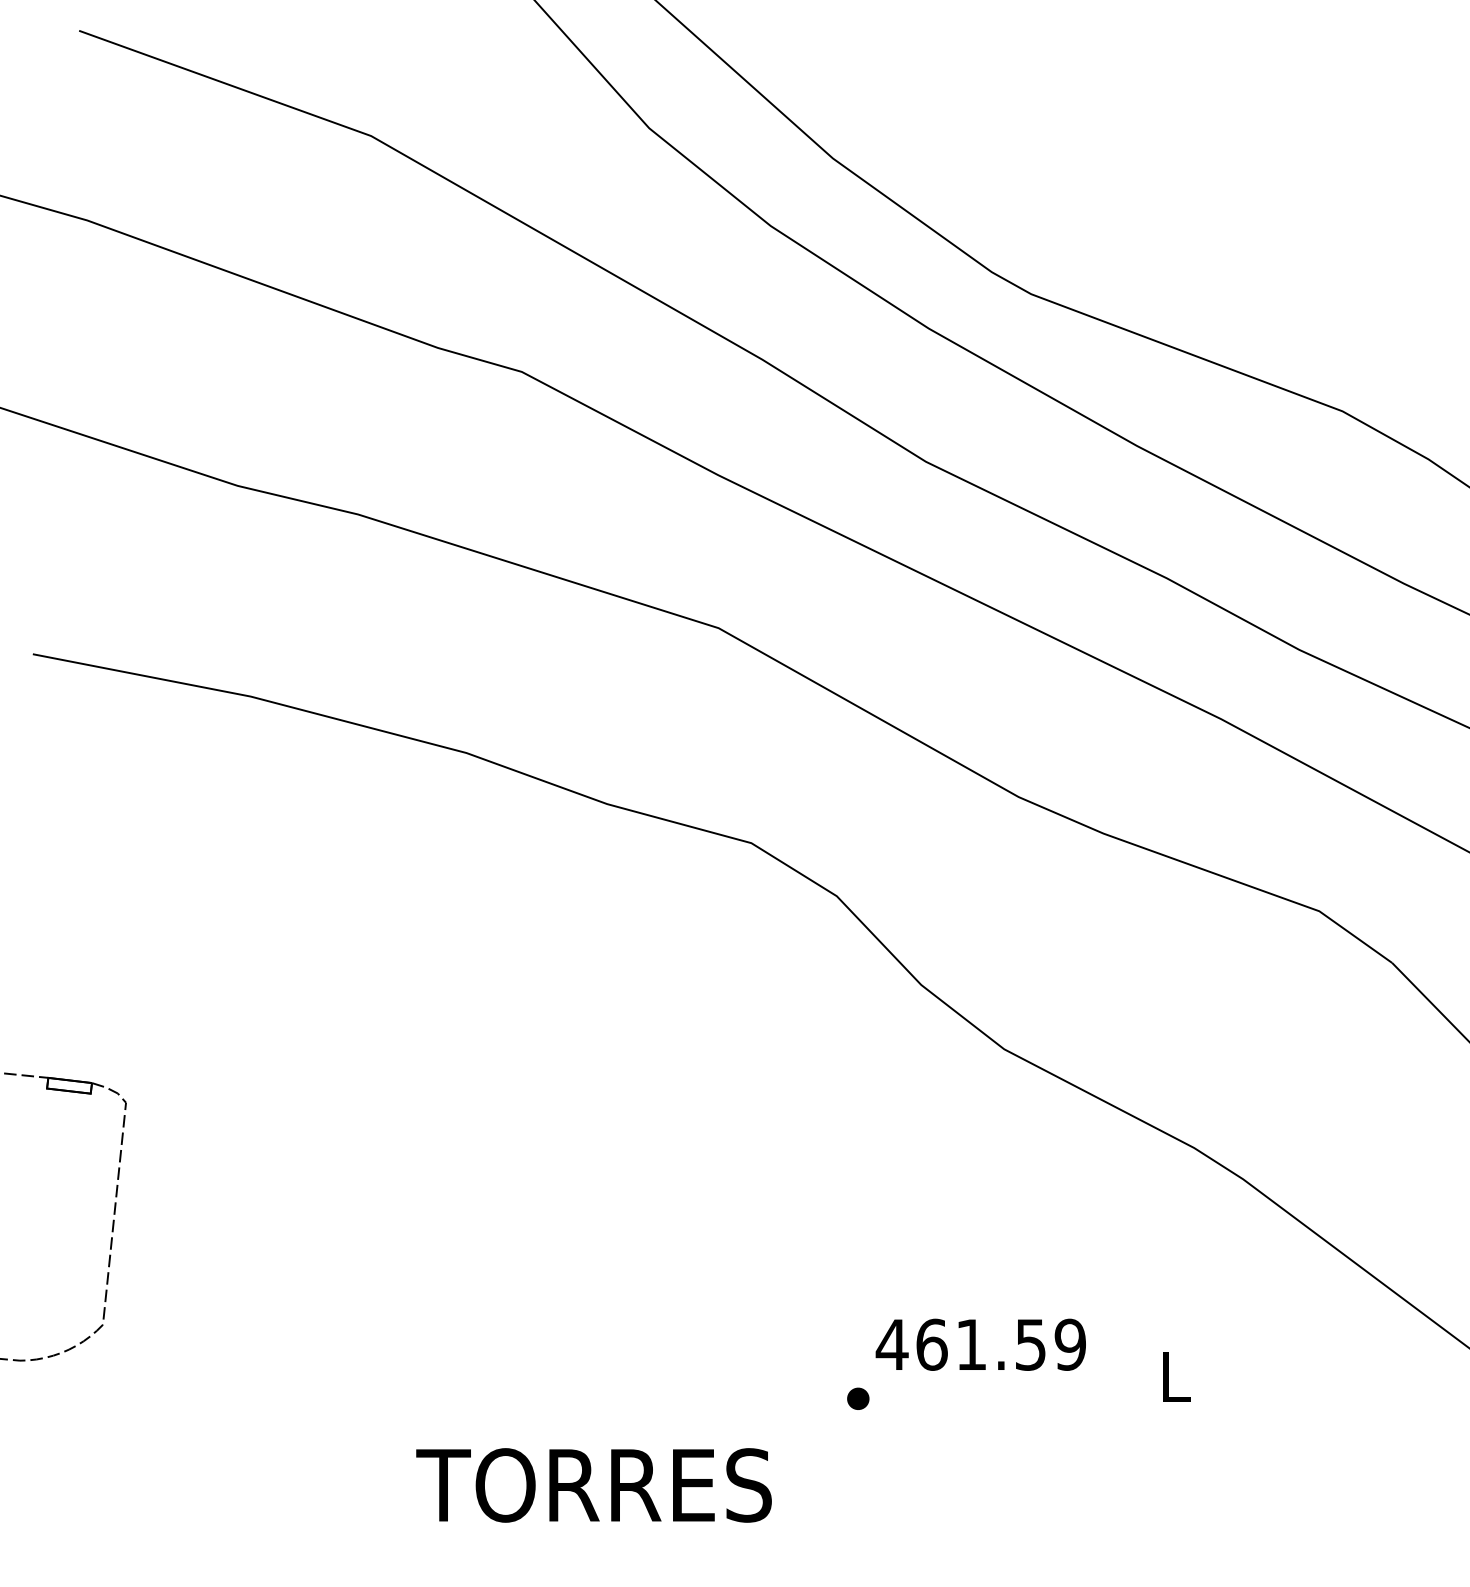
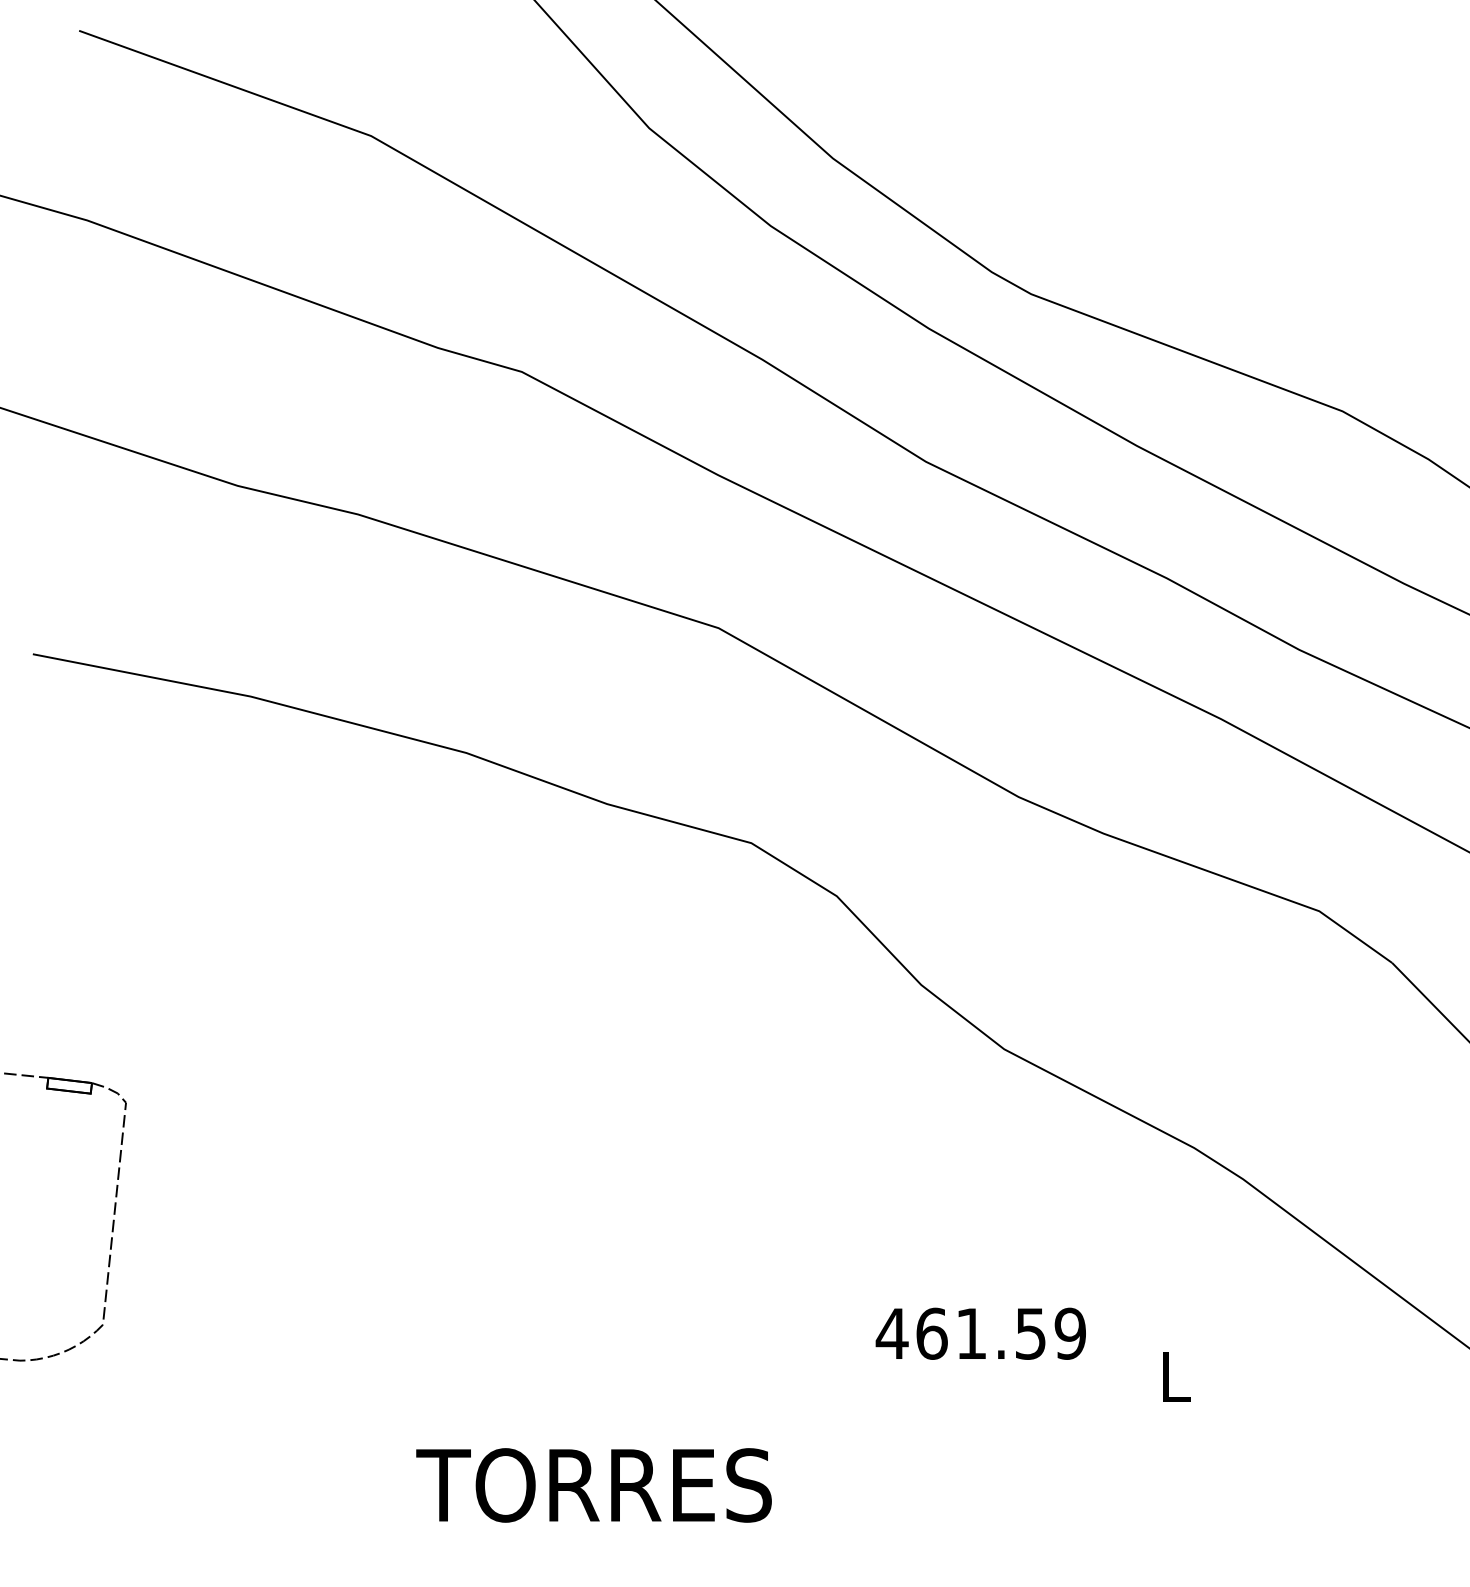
text position: (980, 1344) -> (980, 1333) (980, 1333)
part: present -> none (858, 1398)
